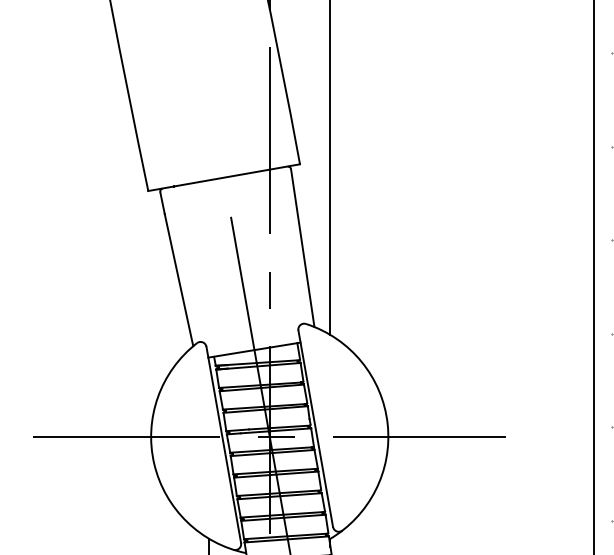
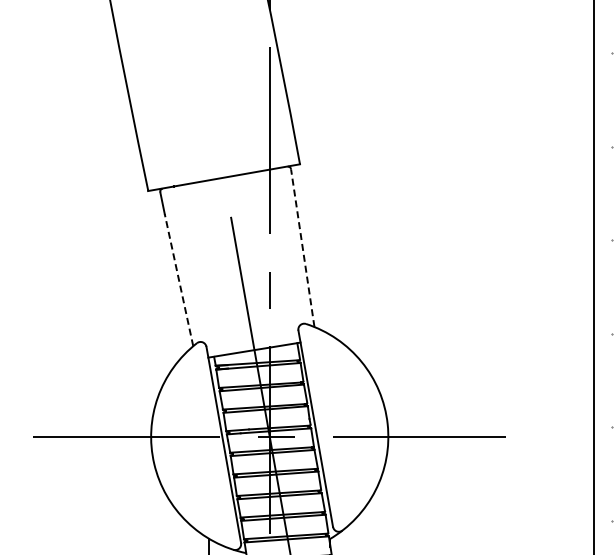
line: present -> none (330, 168)
line: solid -> dashed (302, 248)
line: solid -> dashed (179, 280)
